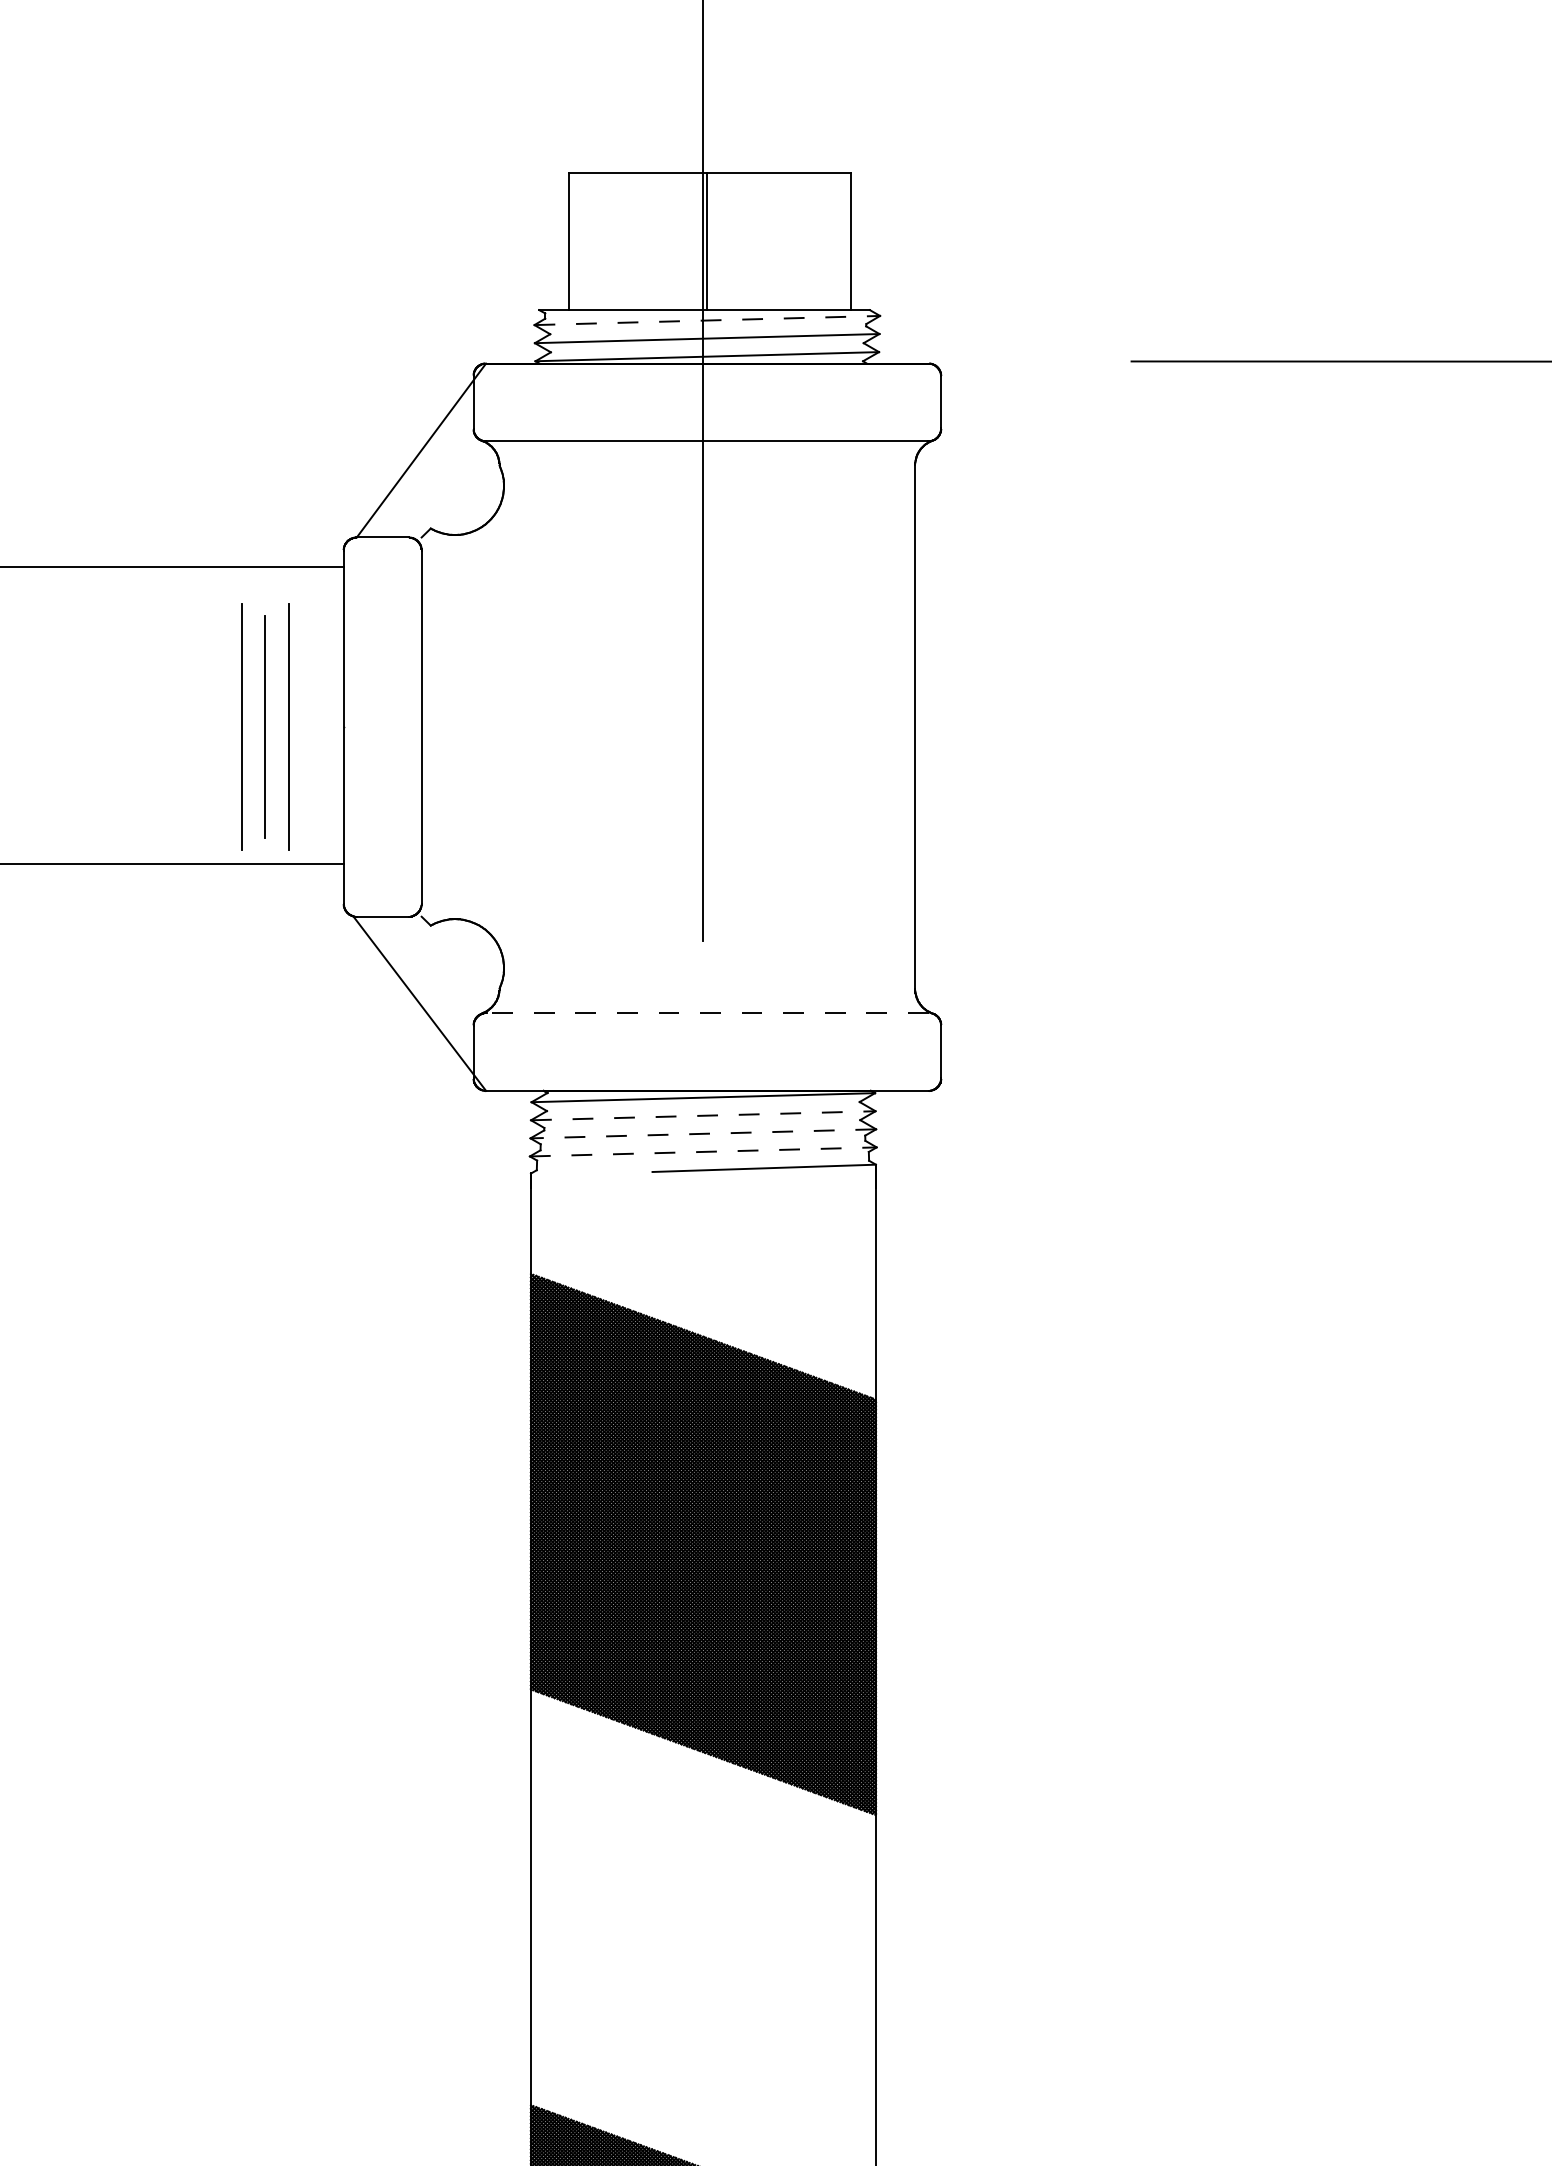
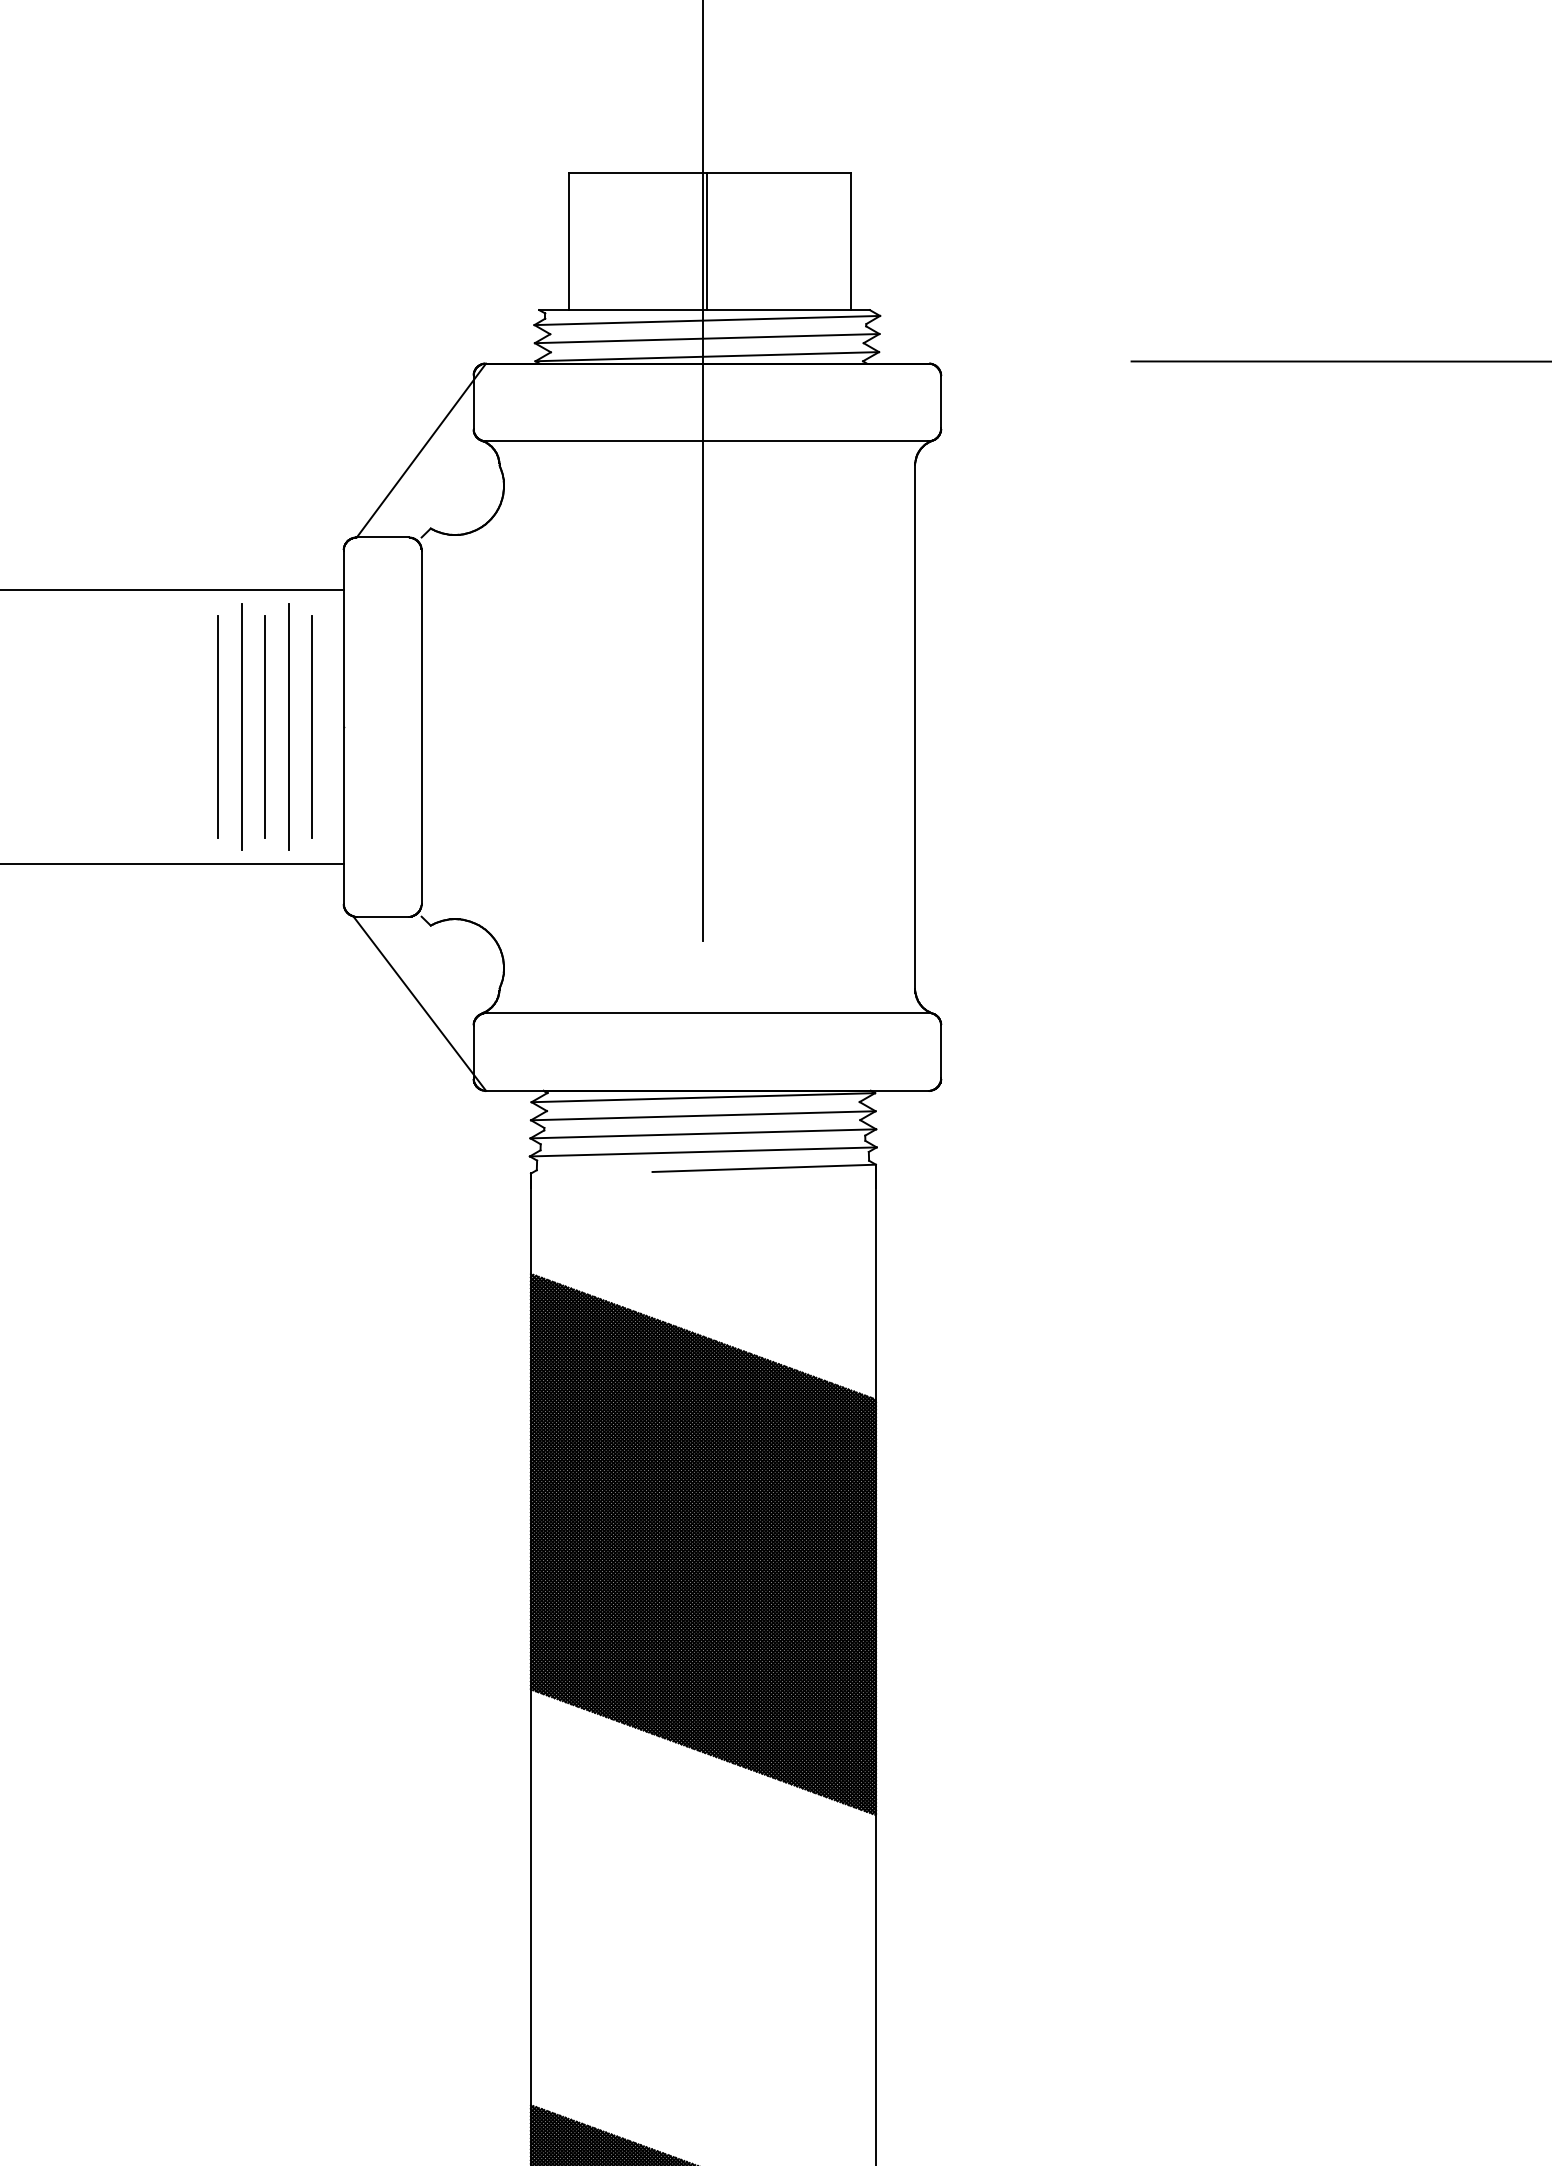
line: dashed -> solid (707, 320)
line position: (172, 567) -> (172, 590) (172, 590)
line: none -> present (217, 726)
line: none -> present (311, 726)
line: dashed -> solid (707, 1012)
line: dashed -> solid (703, 1115)
line: dashed -> solid (703, 1133)
line: dashed -> solid (703, 1151)
